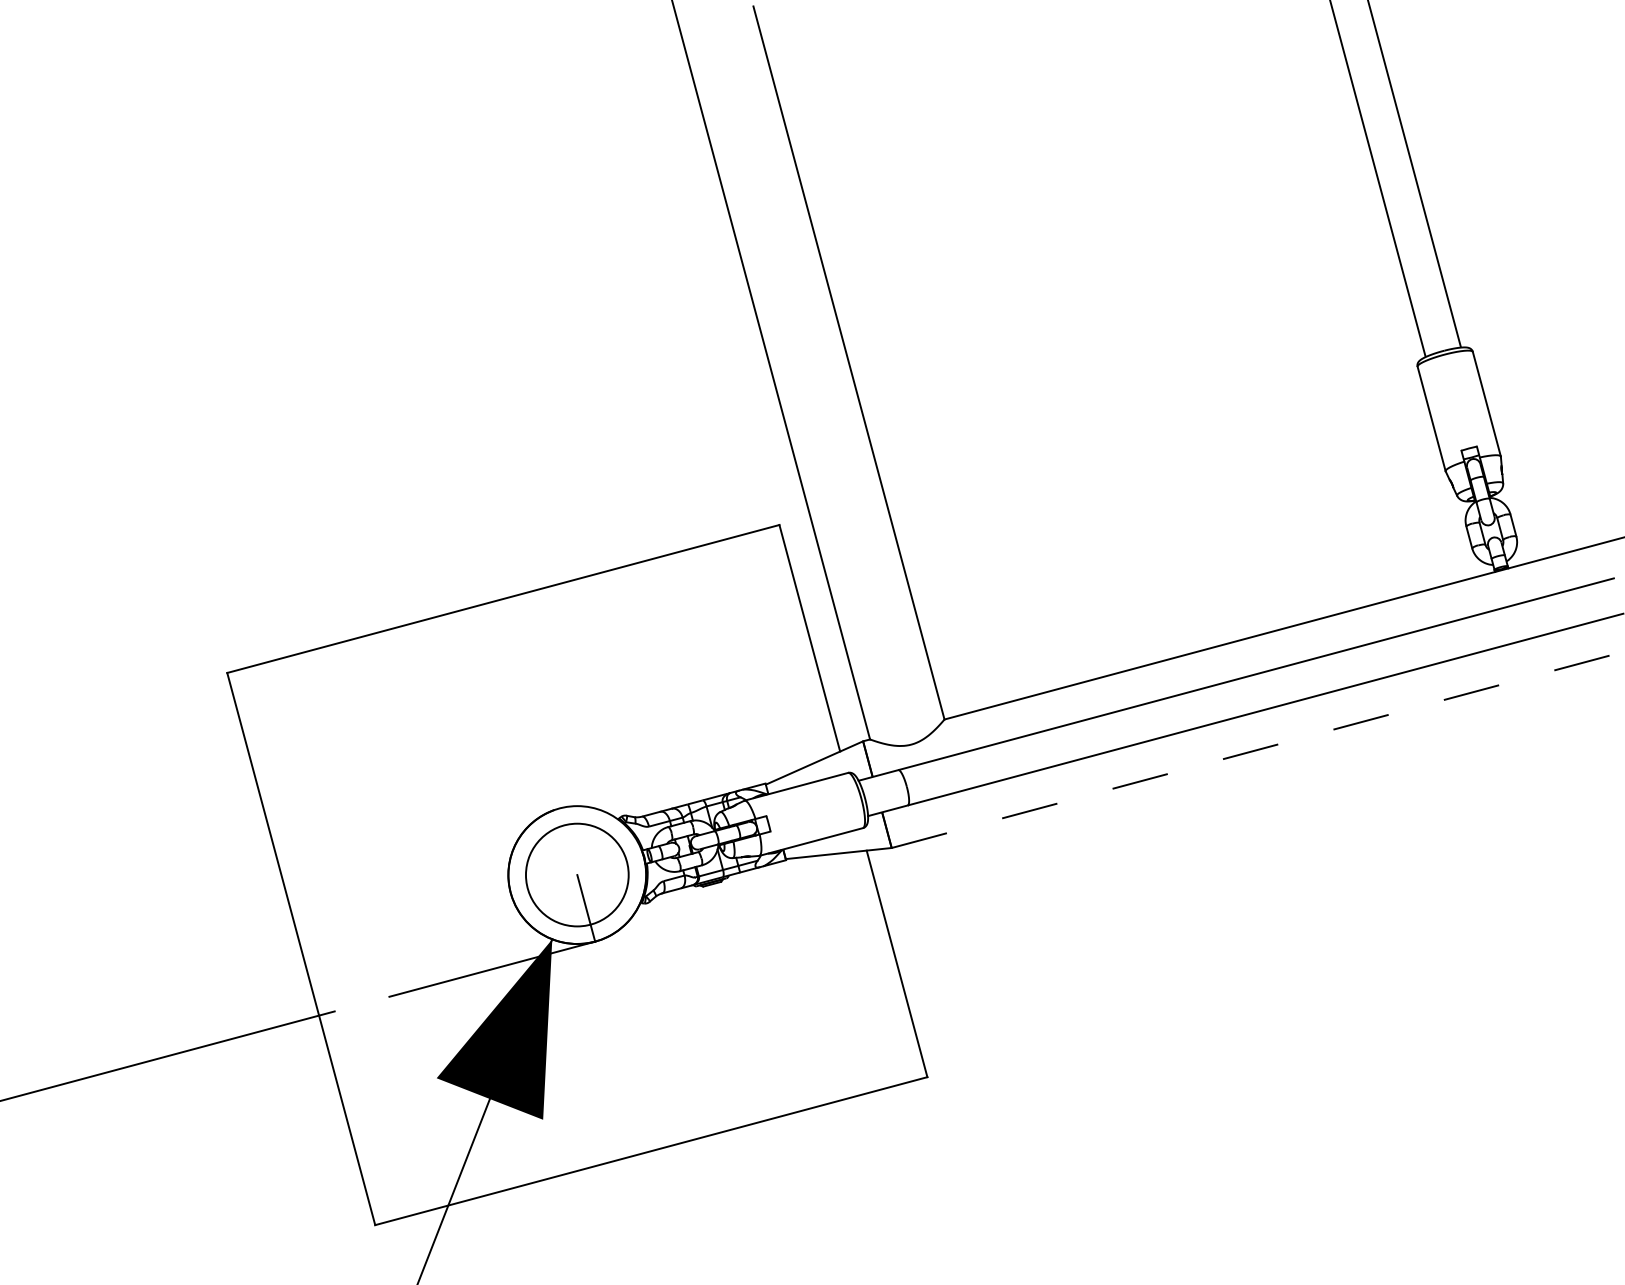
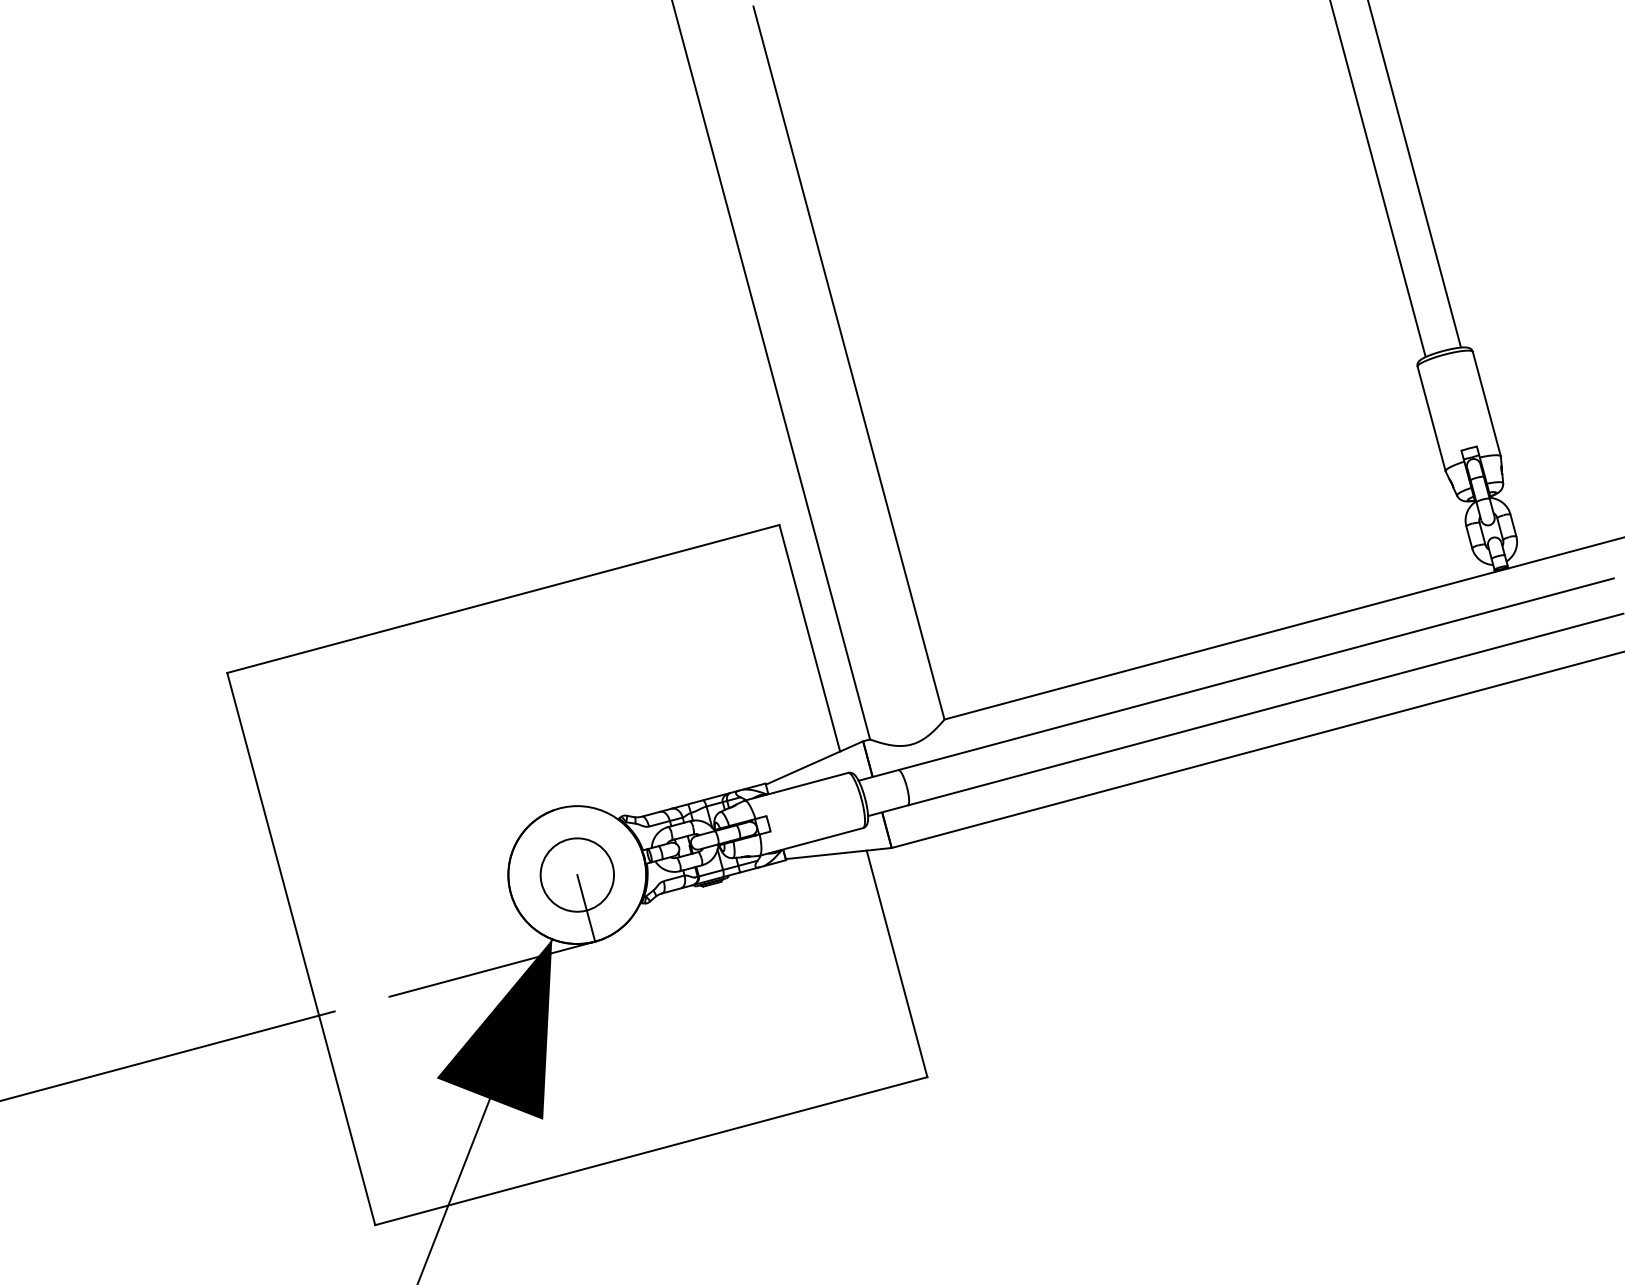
line: dashed -> solid (1258, 749)
circle diameter: 103 px -> 73 px (577, 874)
